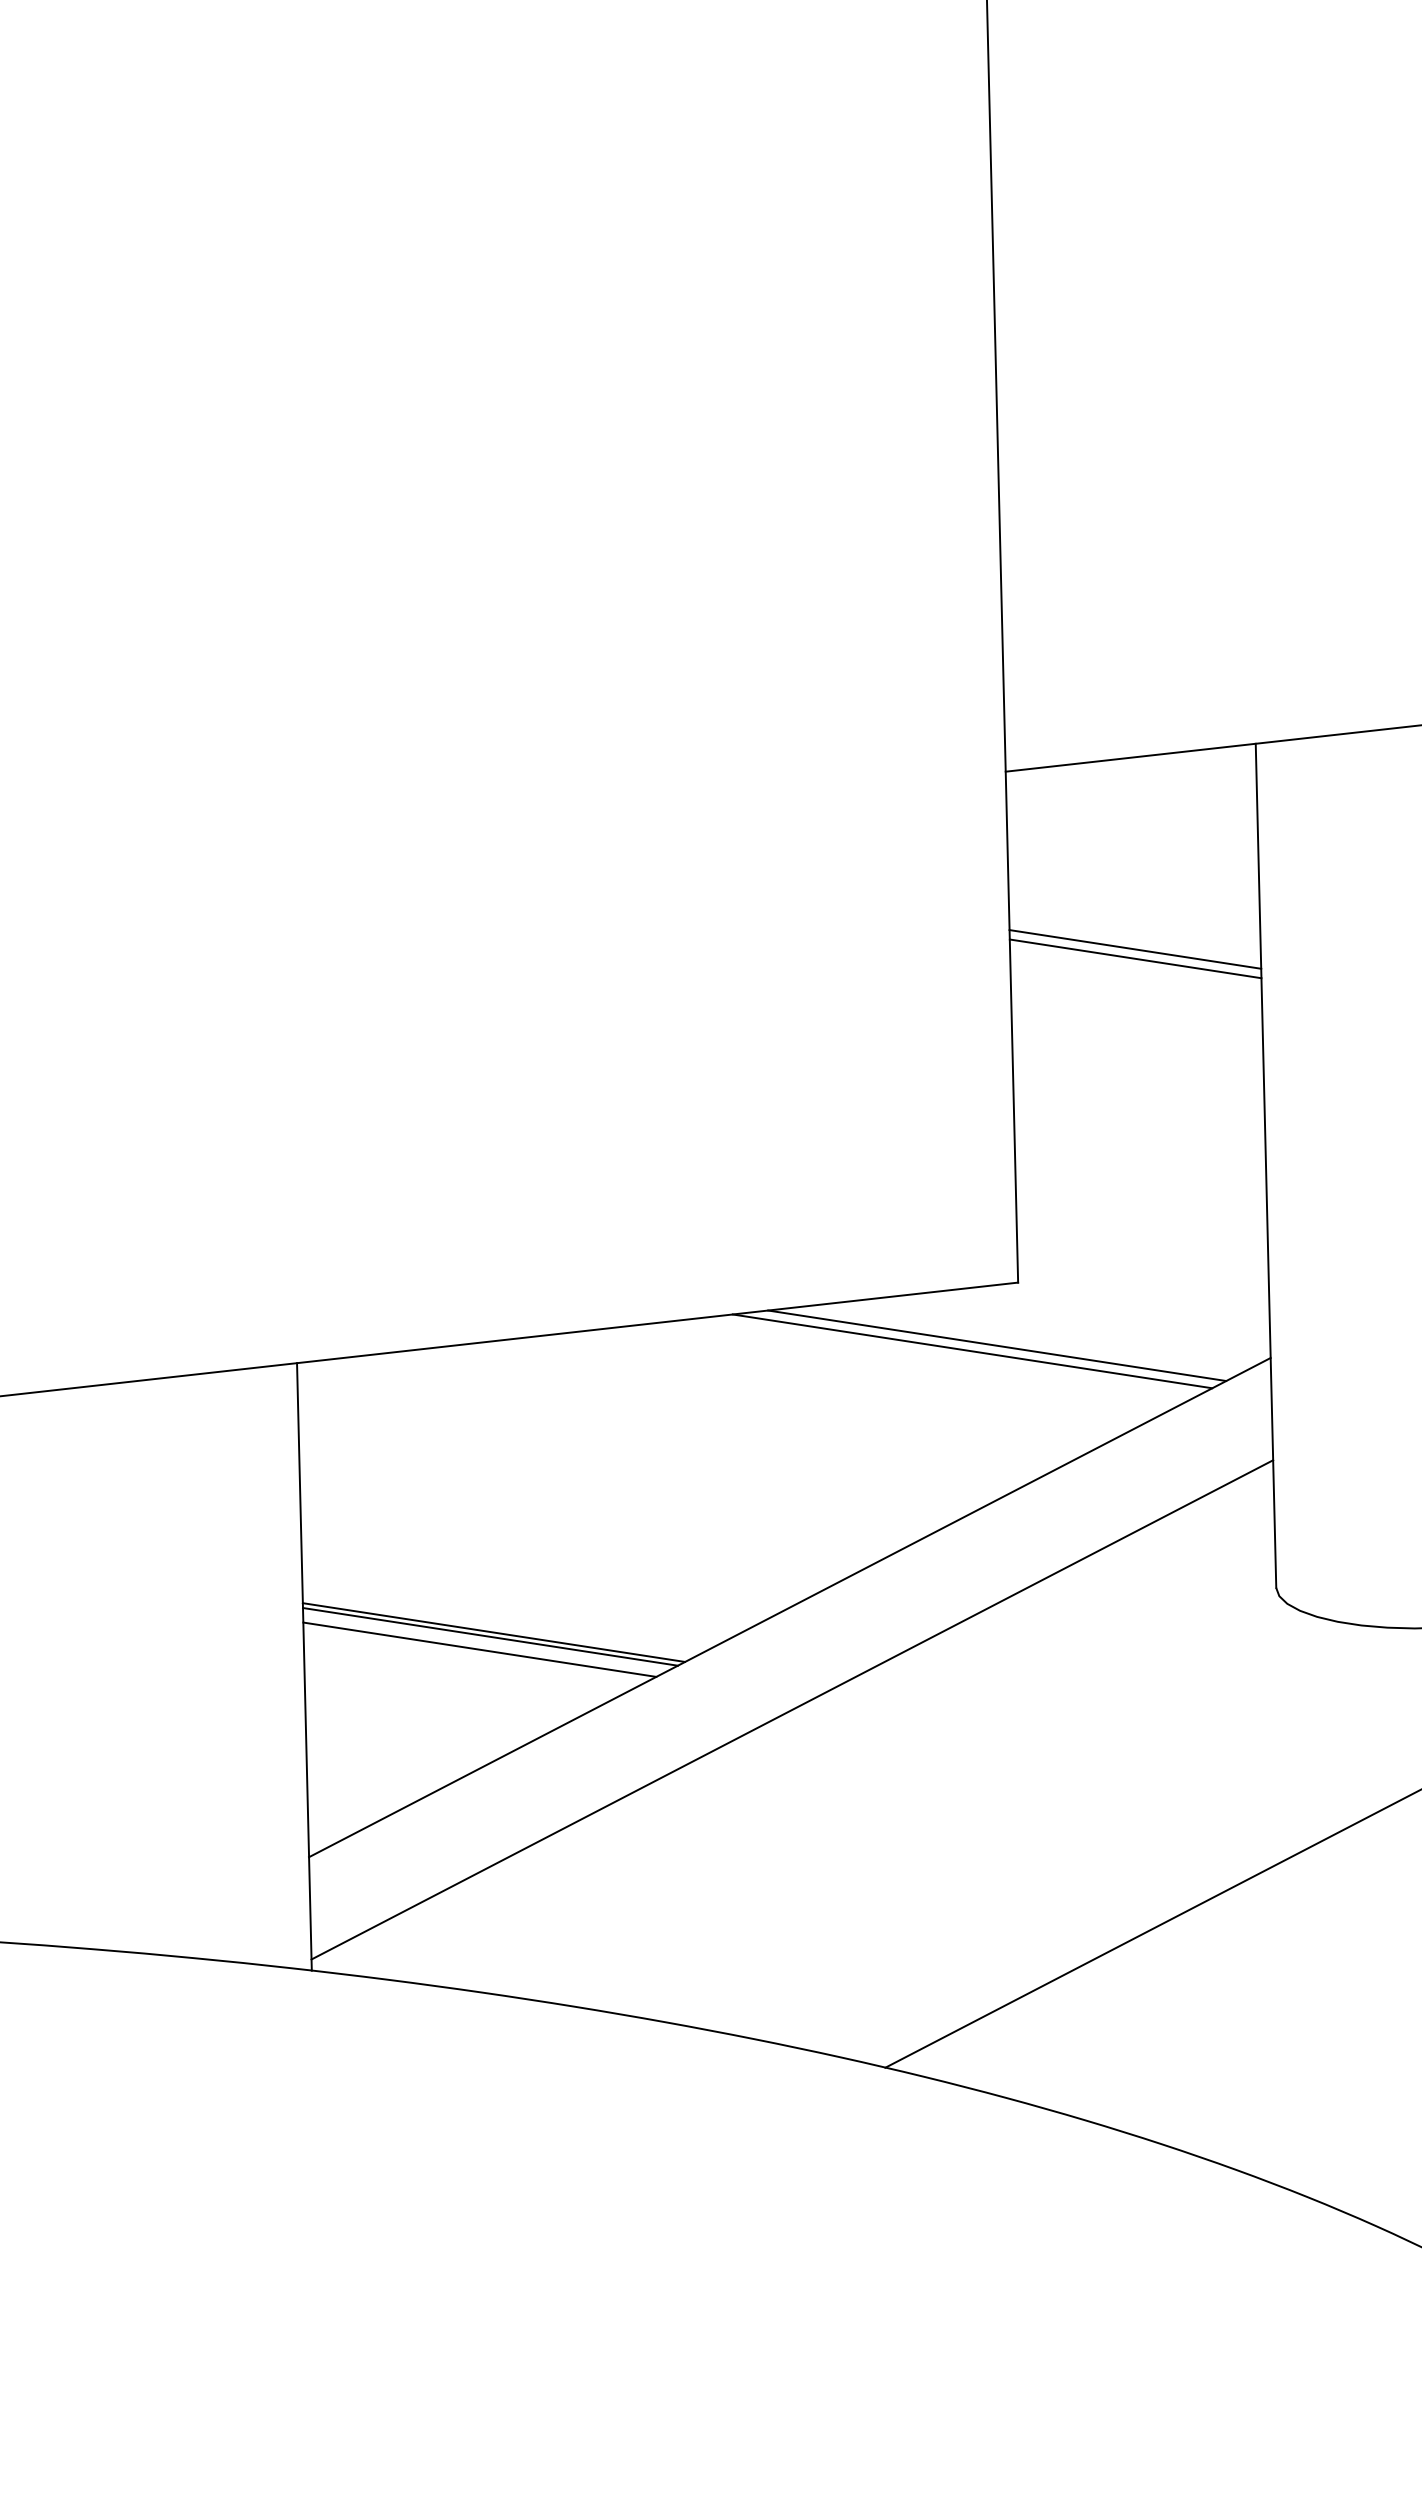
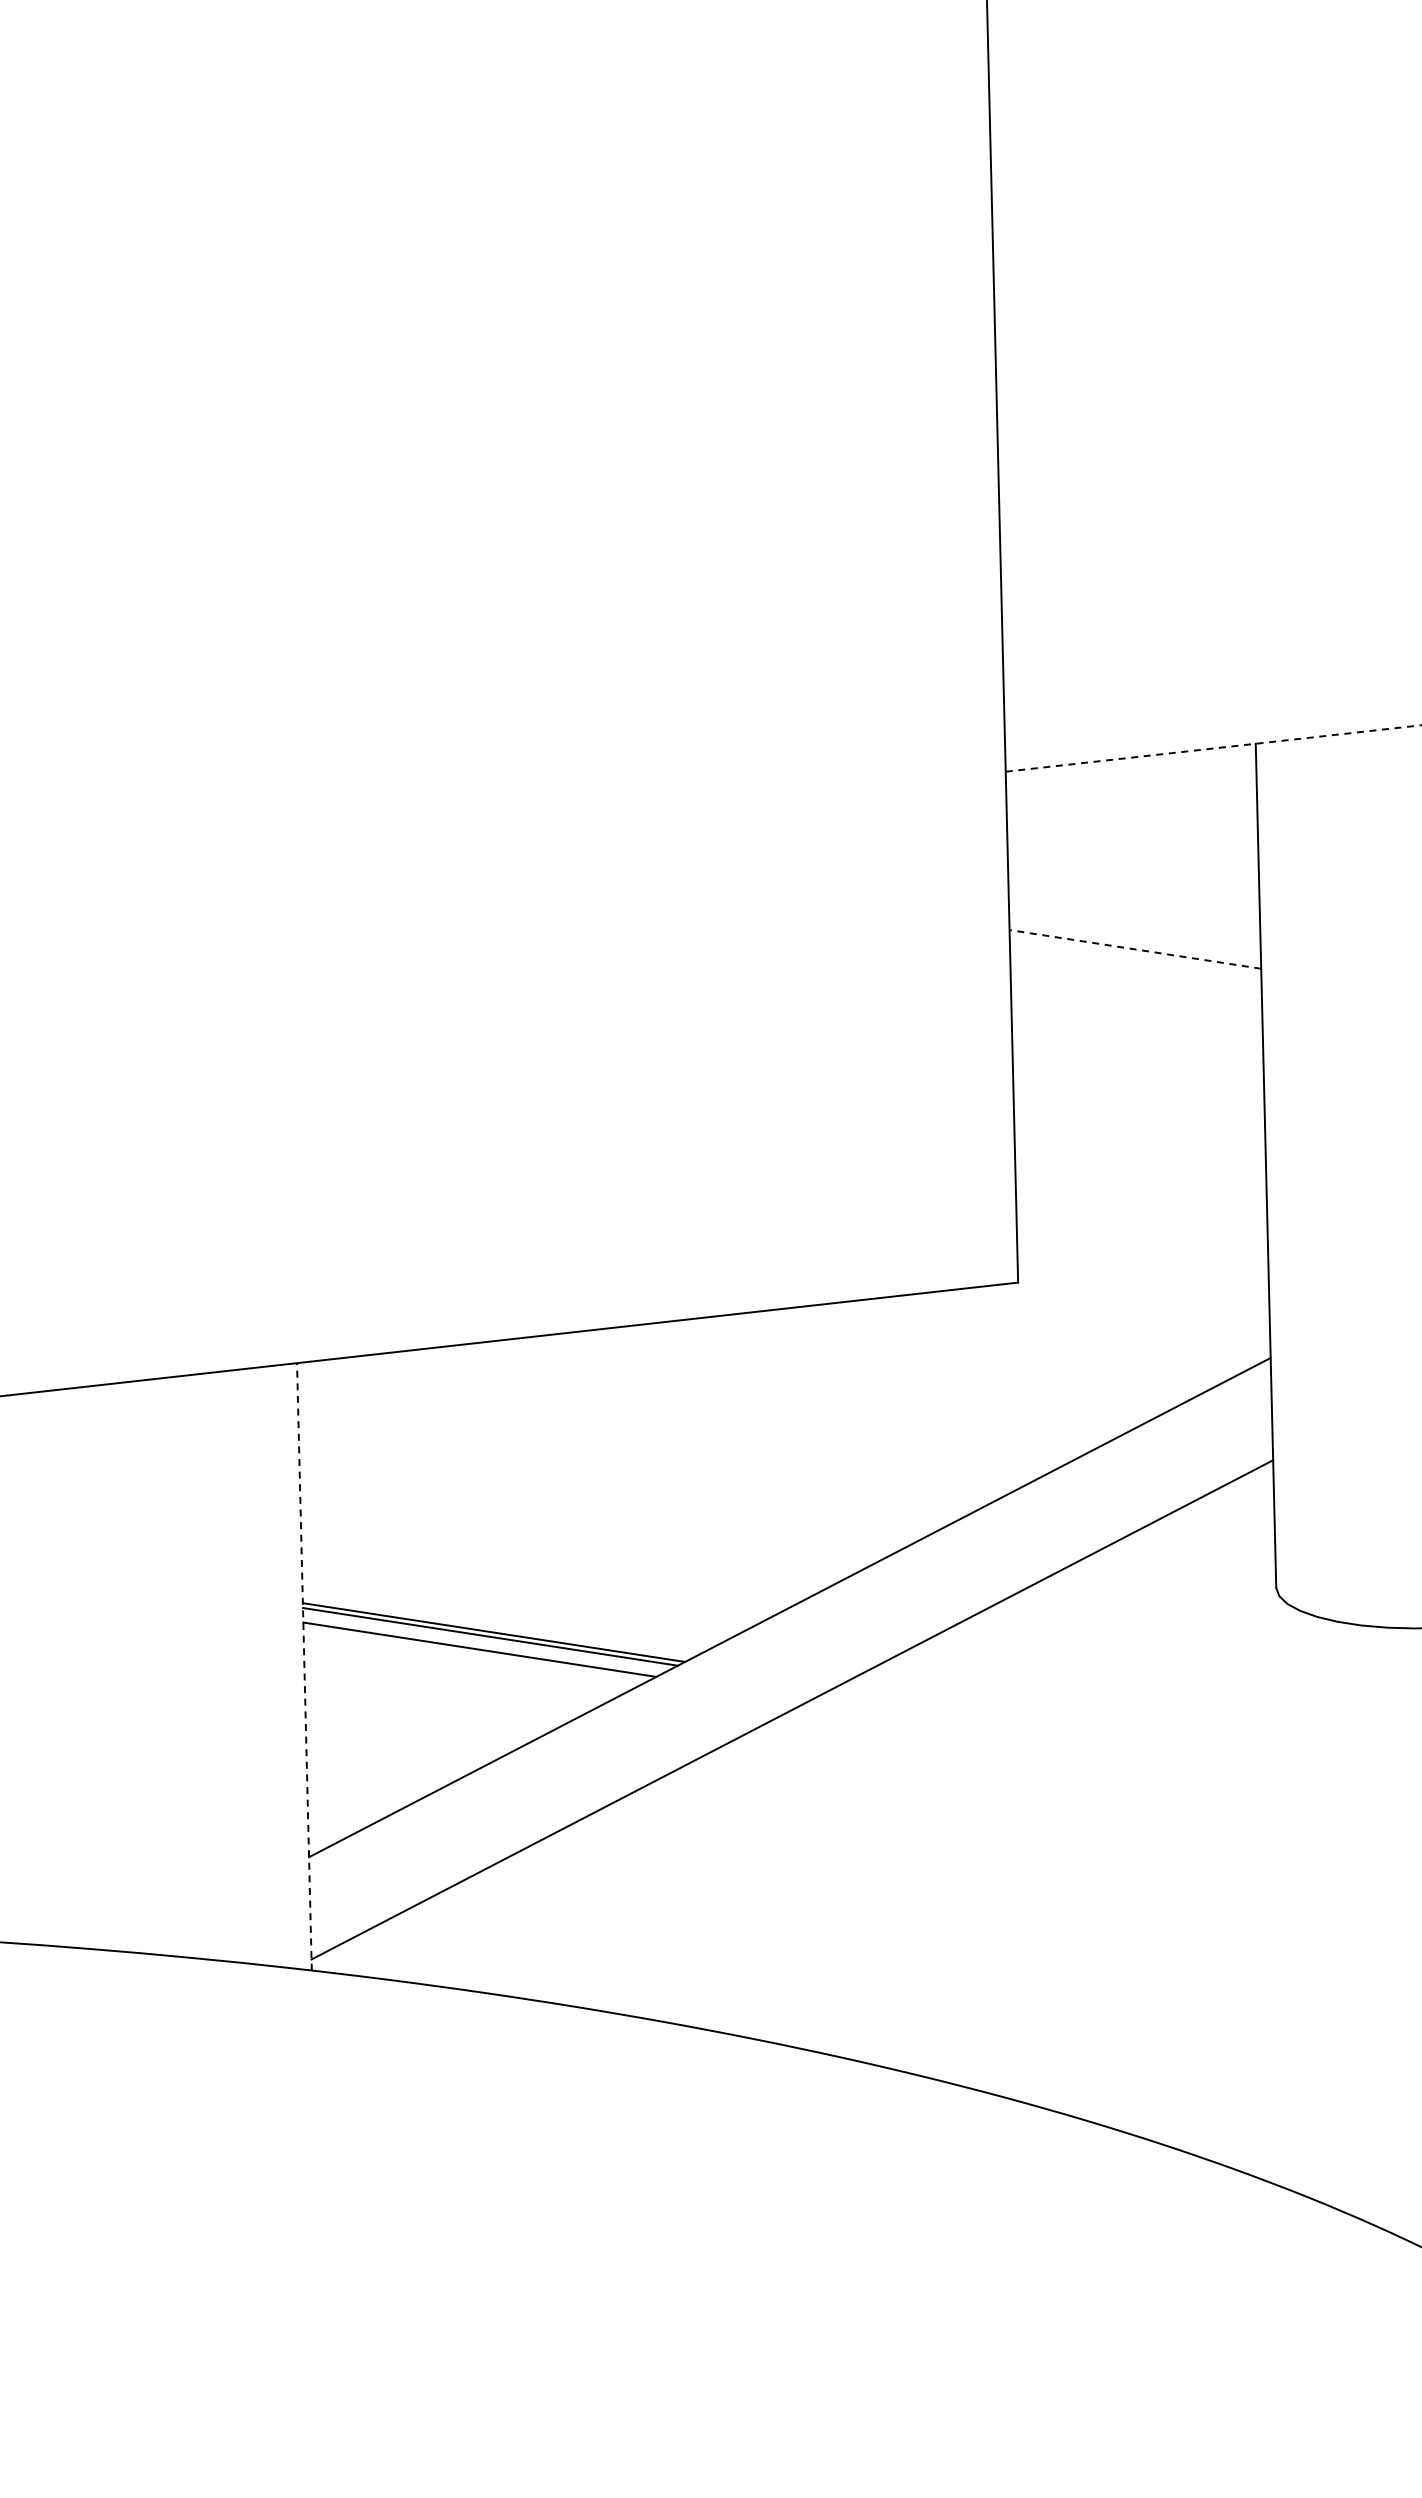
line: solid -> dashed (1214, 748)
line: solid -> dashed (1134, 949)
line: present -> none (1135, 958)
line: present -> none (997, 1345)
line: present -> none (972, 1351)
line: solid -> dashed (304, 1666)
line: present -> none (1151, 1928)
